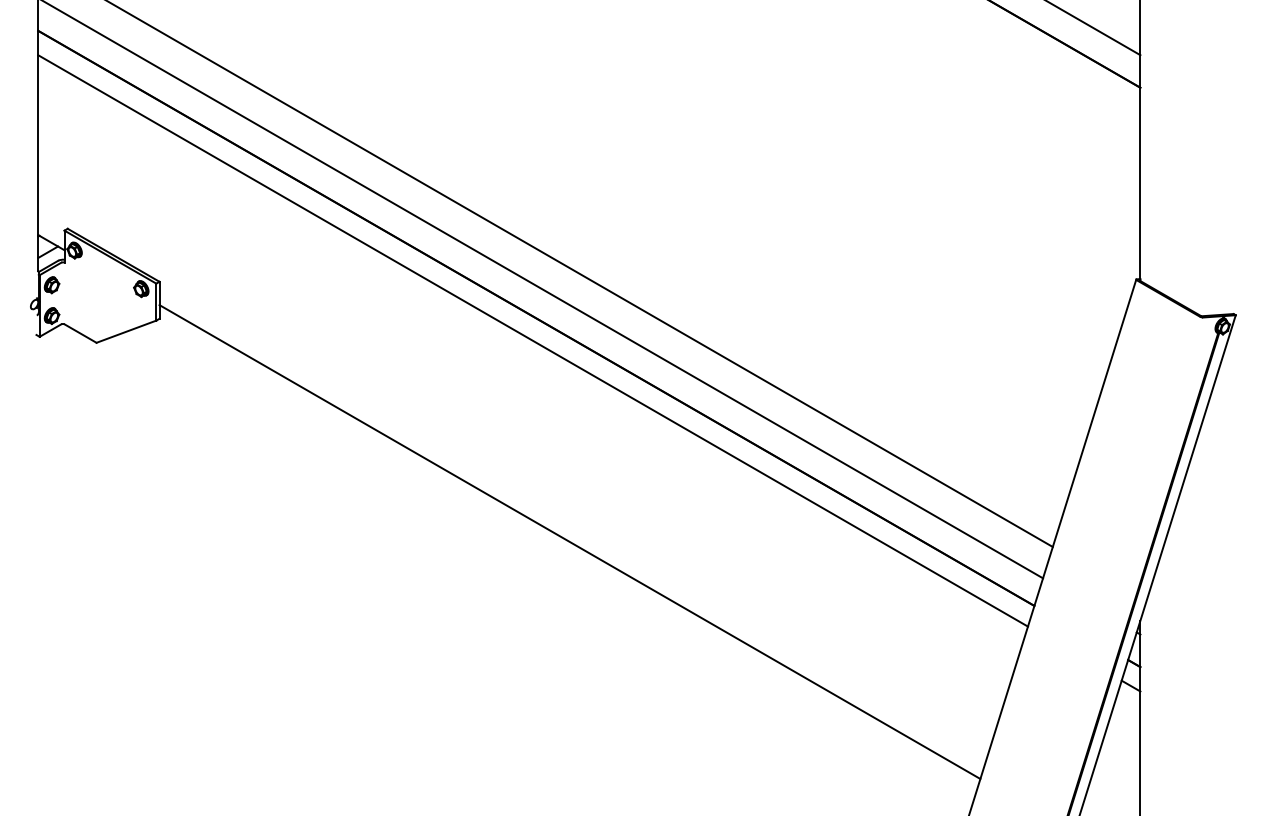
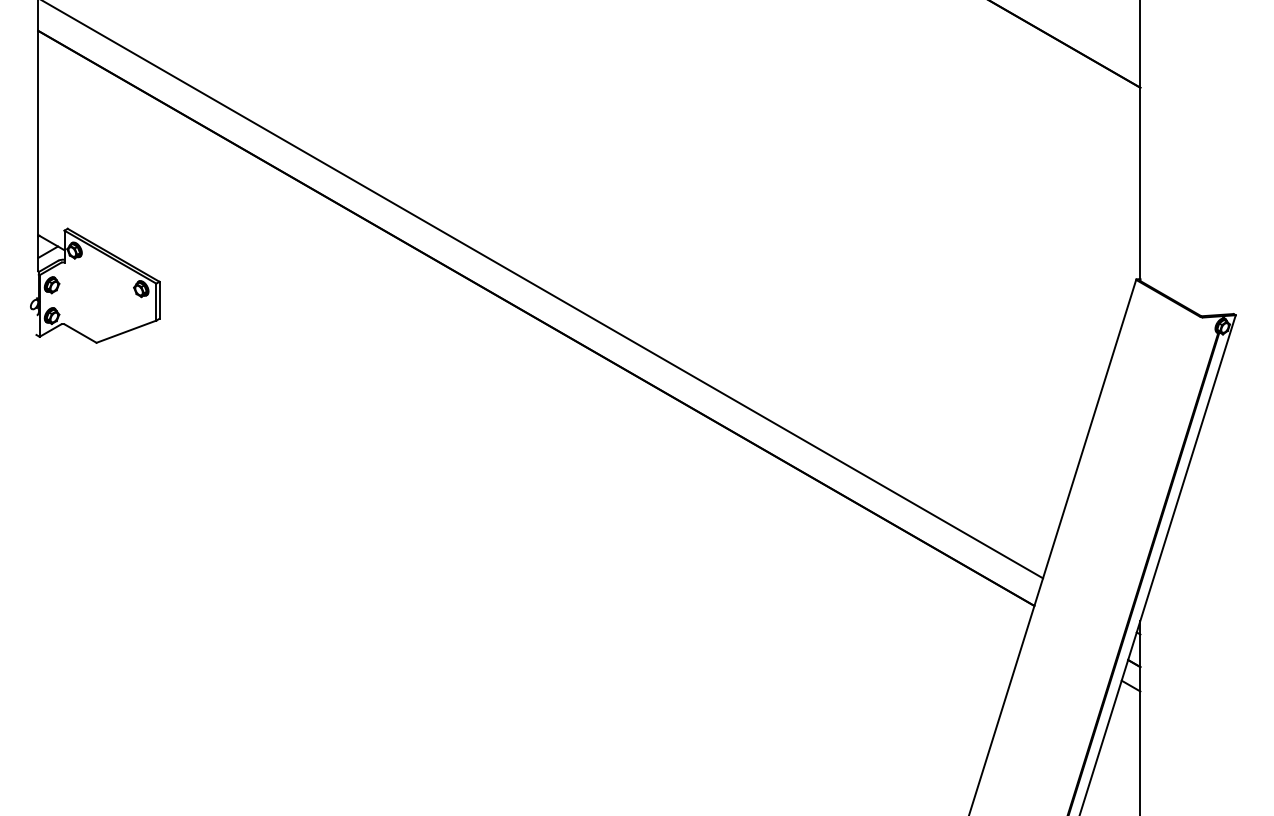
line: present -> none (1094, 28)
line: present -> none (580, 274)
line: present -> none (532, 340)
line: present -> none (569, 541)
